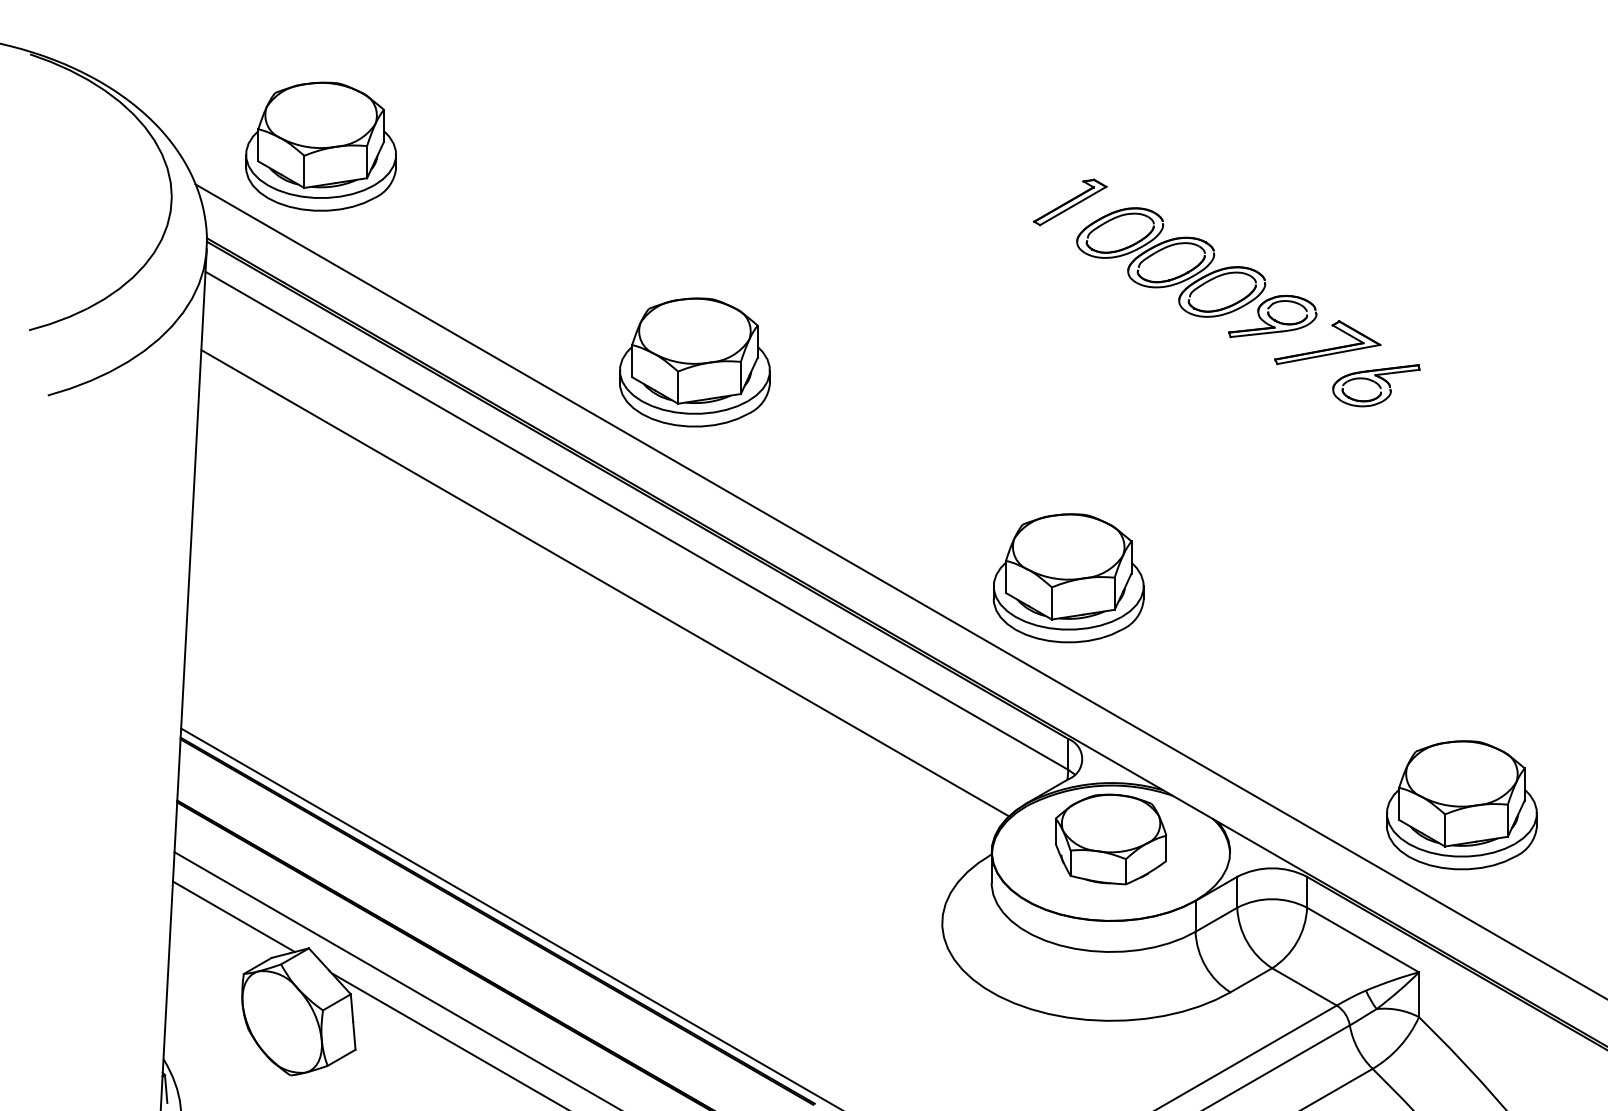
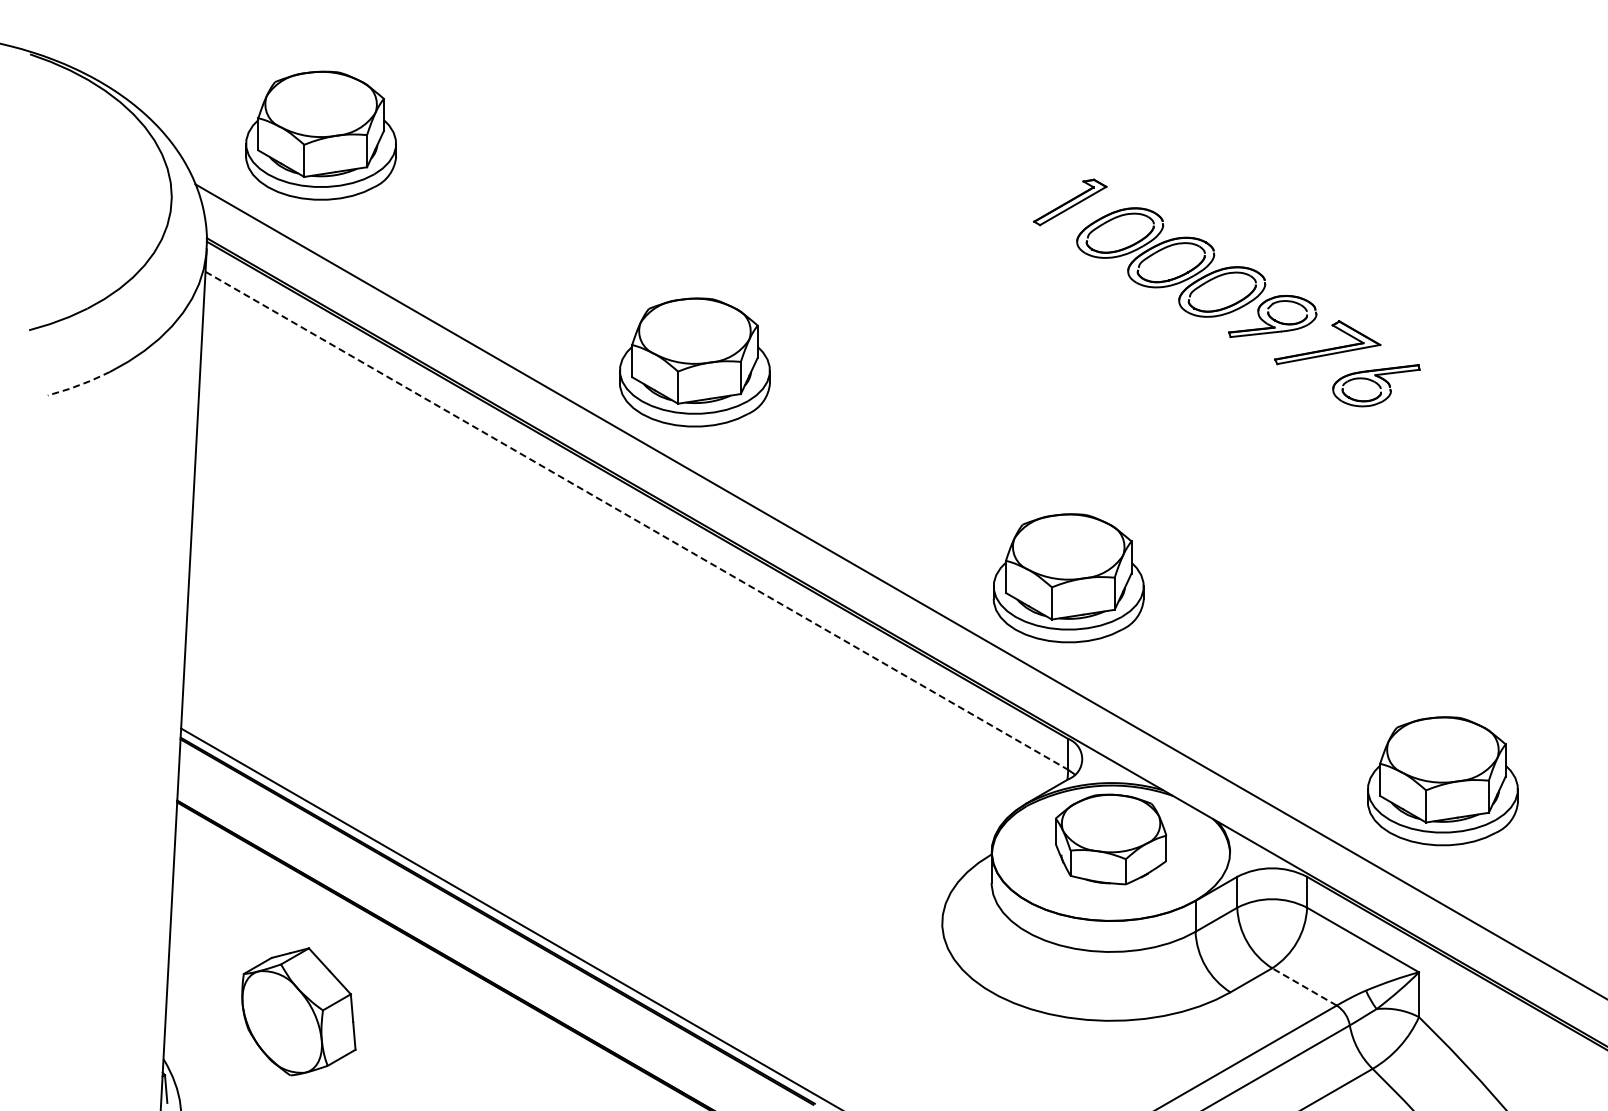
part position: (320, 146) -> (320, 135) (320, 135)
line: solid -> dashed (79, 385)
line: solid -> dashed (637, 521)
line: present -> none (605, 583)
part position: (1461, 805) -> (1442, 781) (1442, 781)
line: present -> none (233, 916)
line: present -> none (395, 979)
line: solid -> dashed (1304, 986)
line: present -> none (448, 1040)
